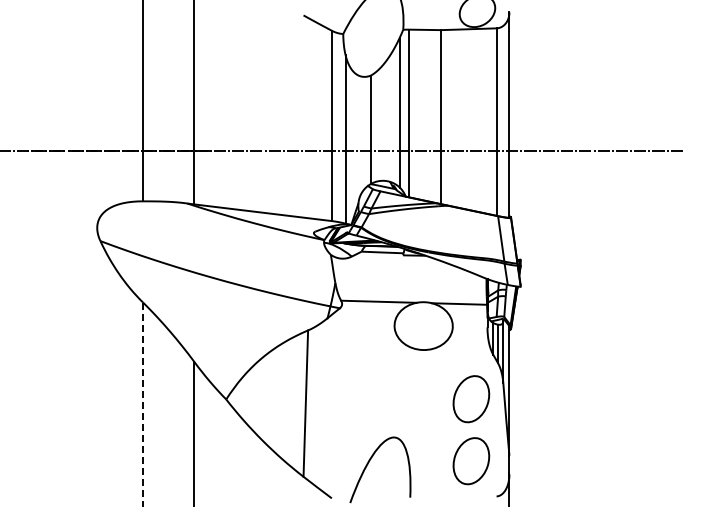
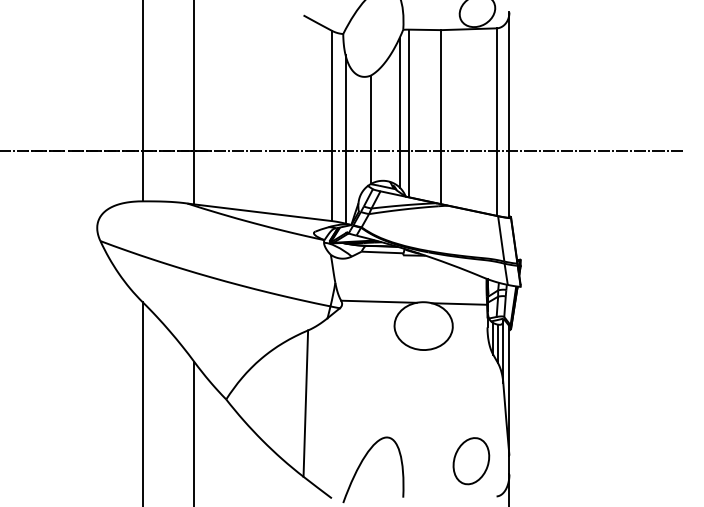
part: present -> none (471, 399)
line: dashed -> solid (142, 404)
curve position: (368, 464) -> (361, 464) (361, 464)
